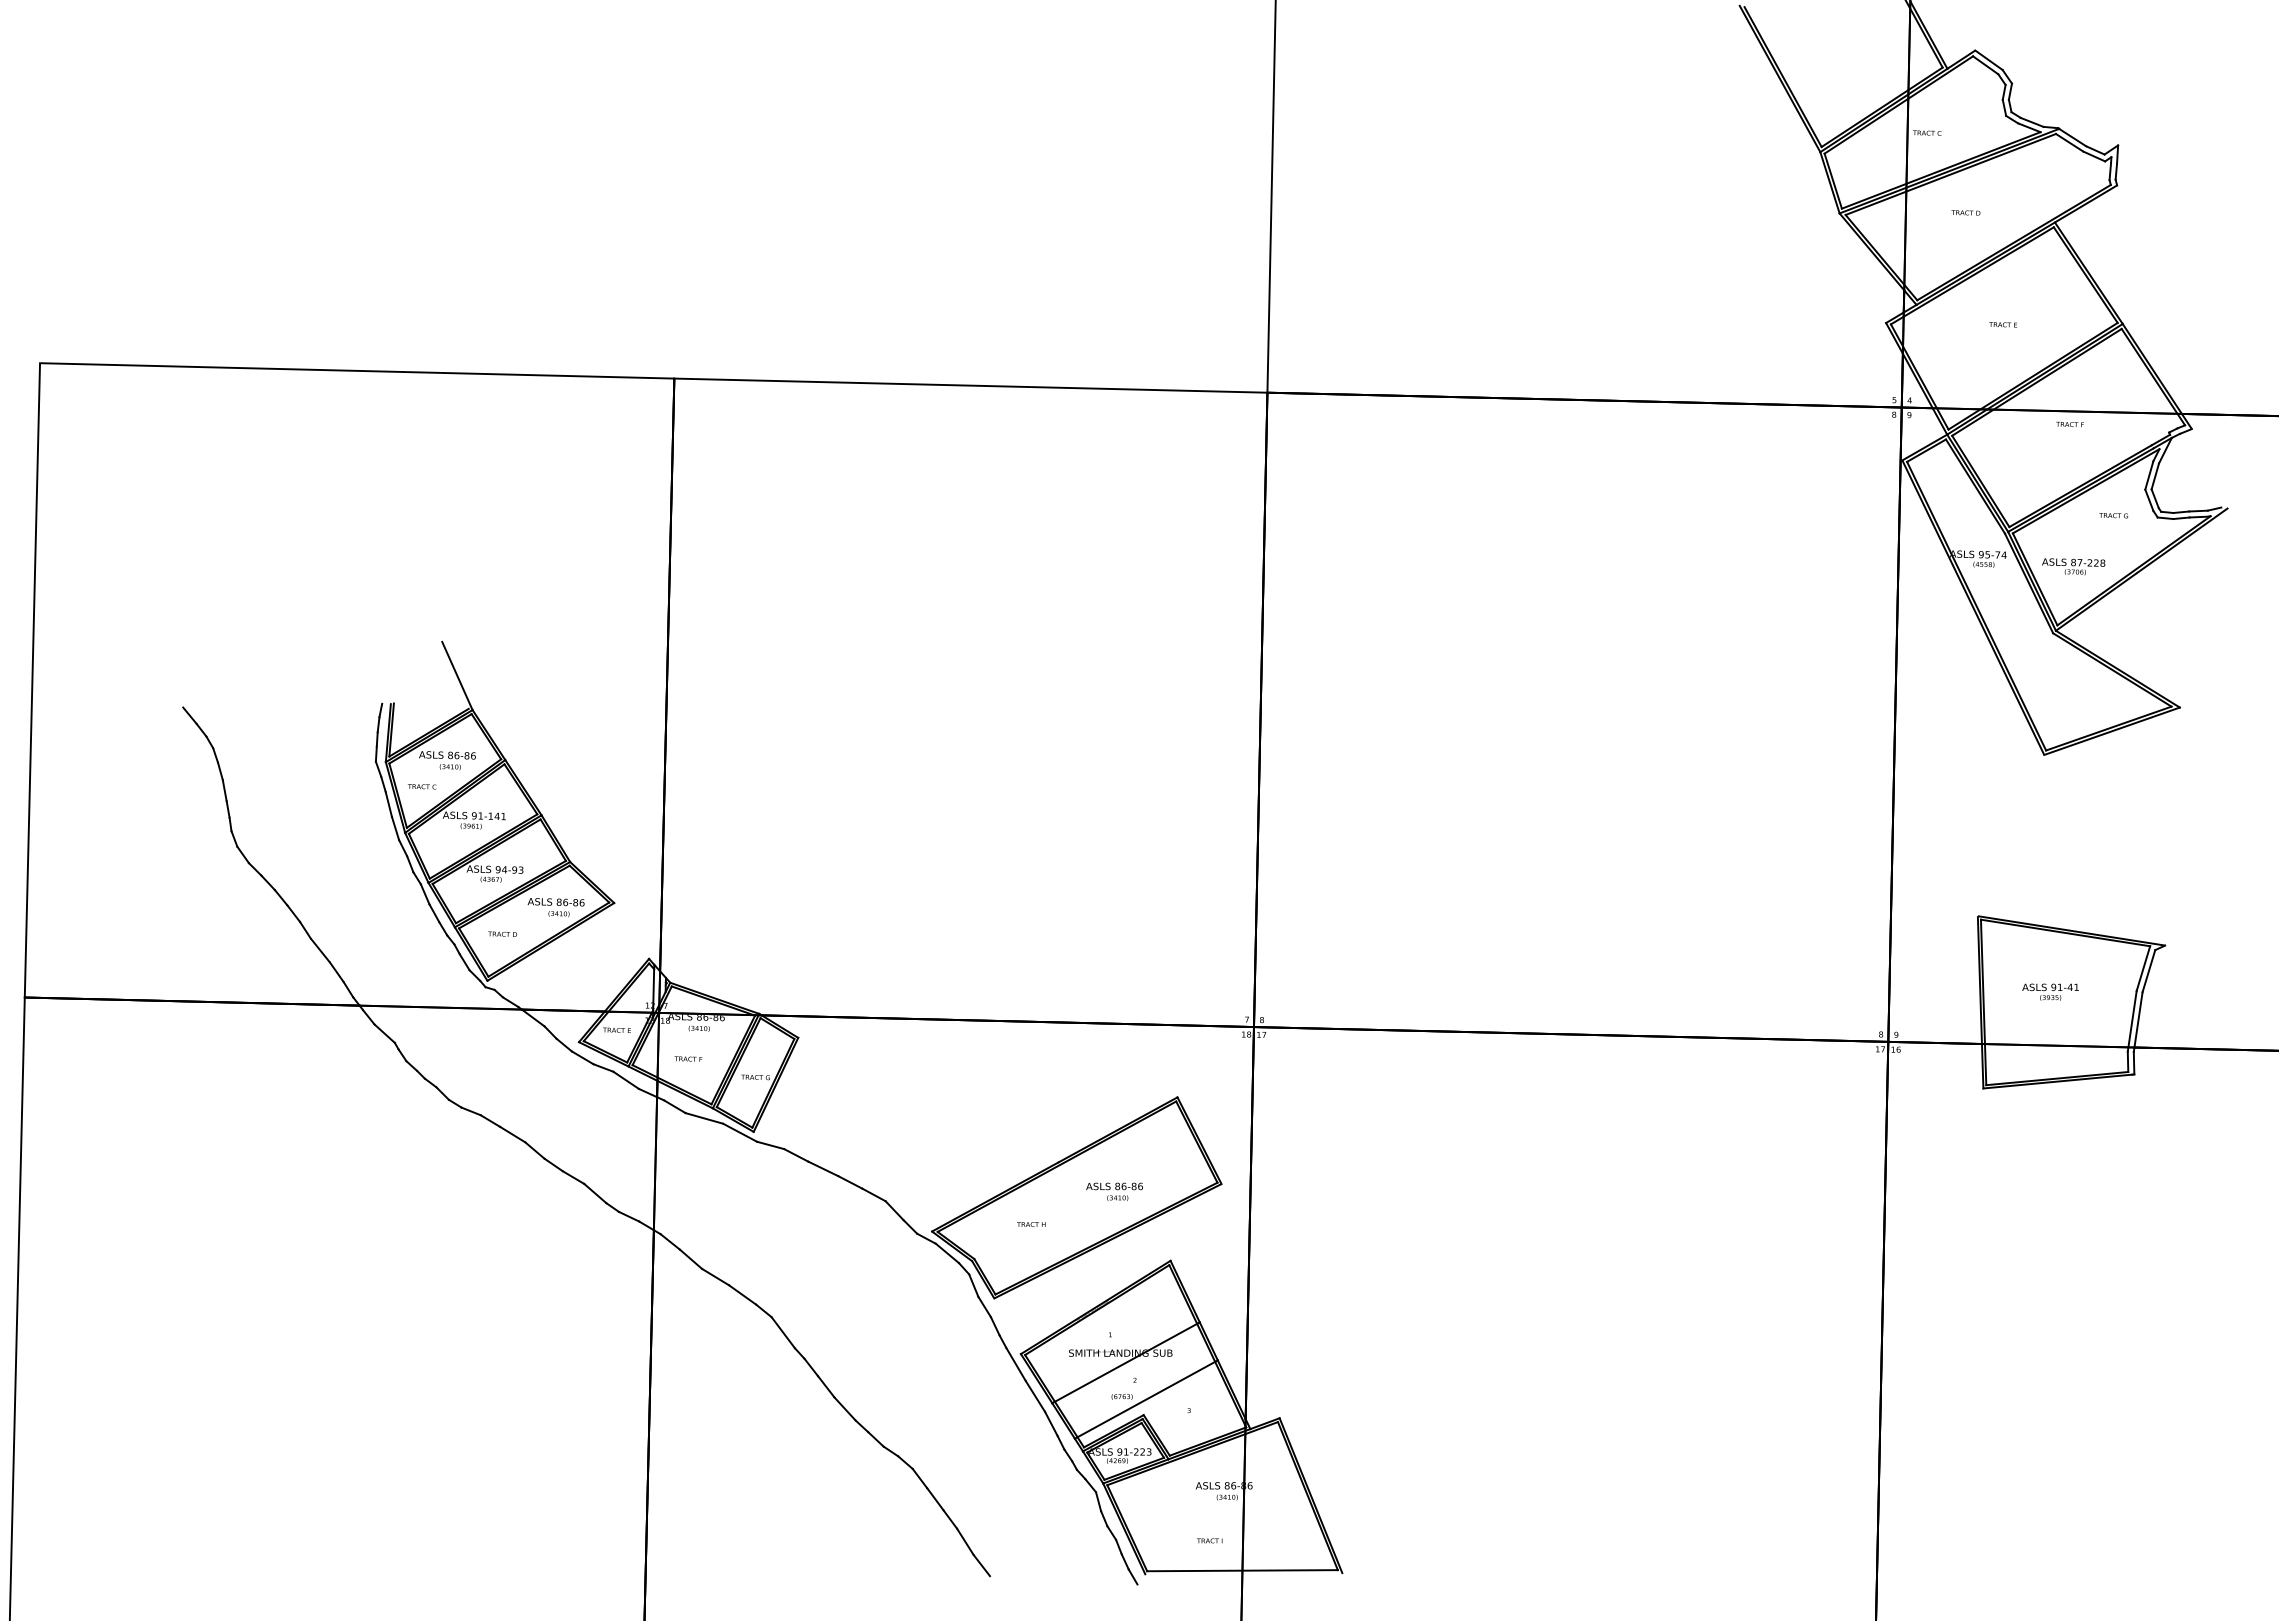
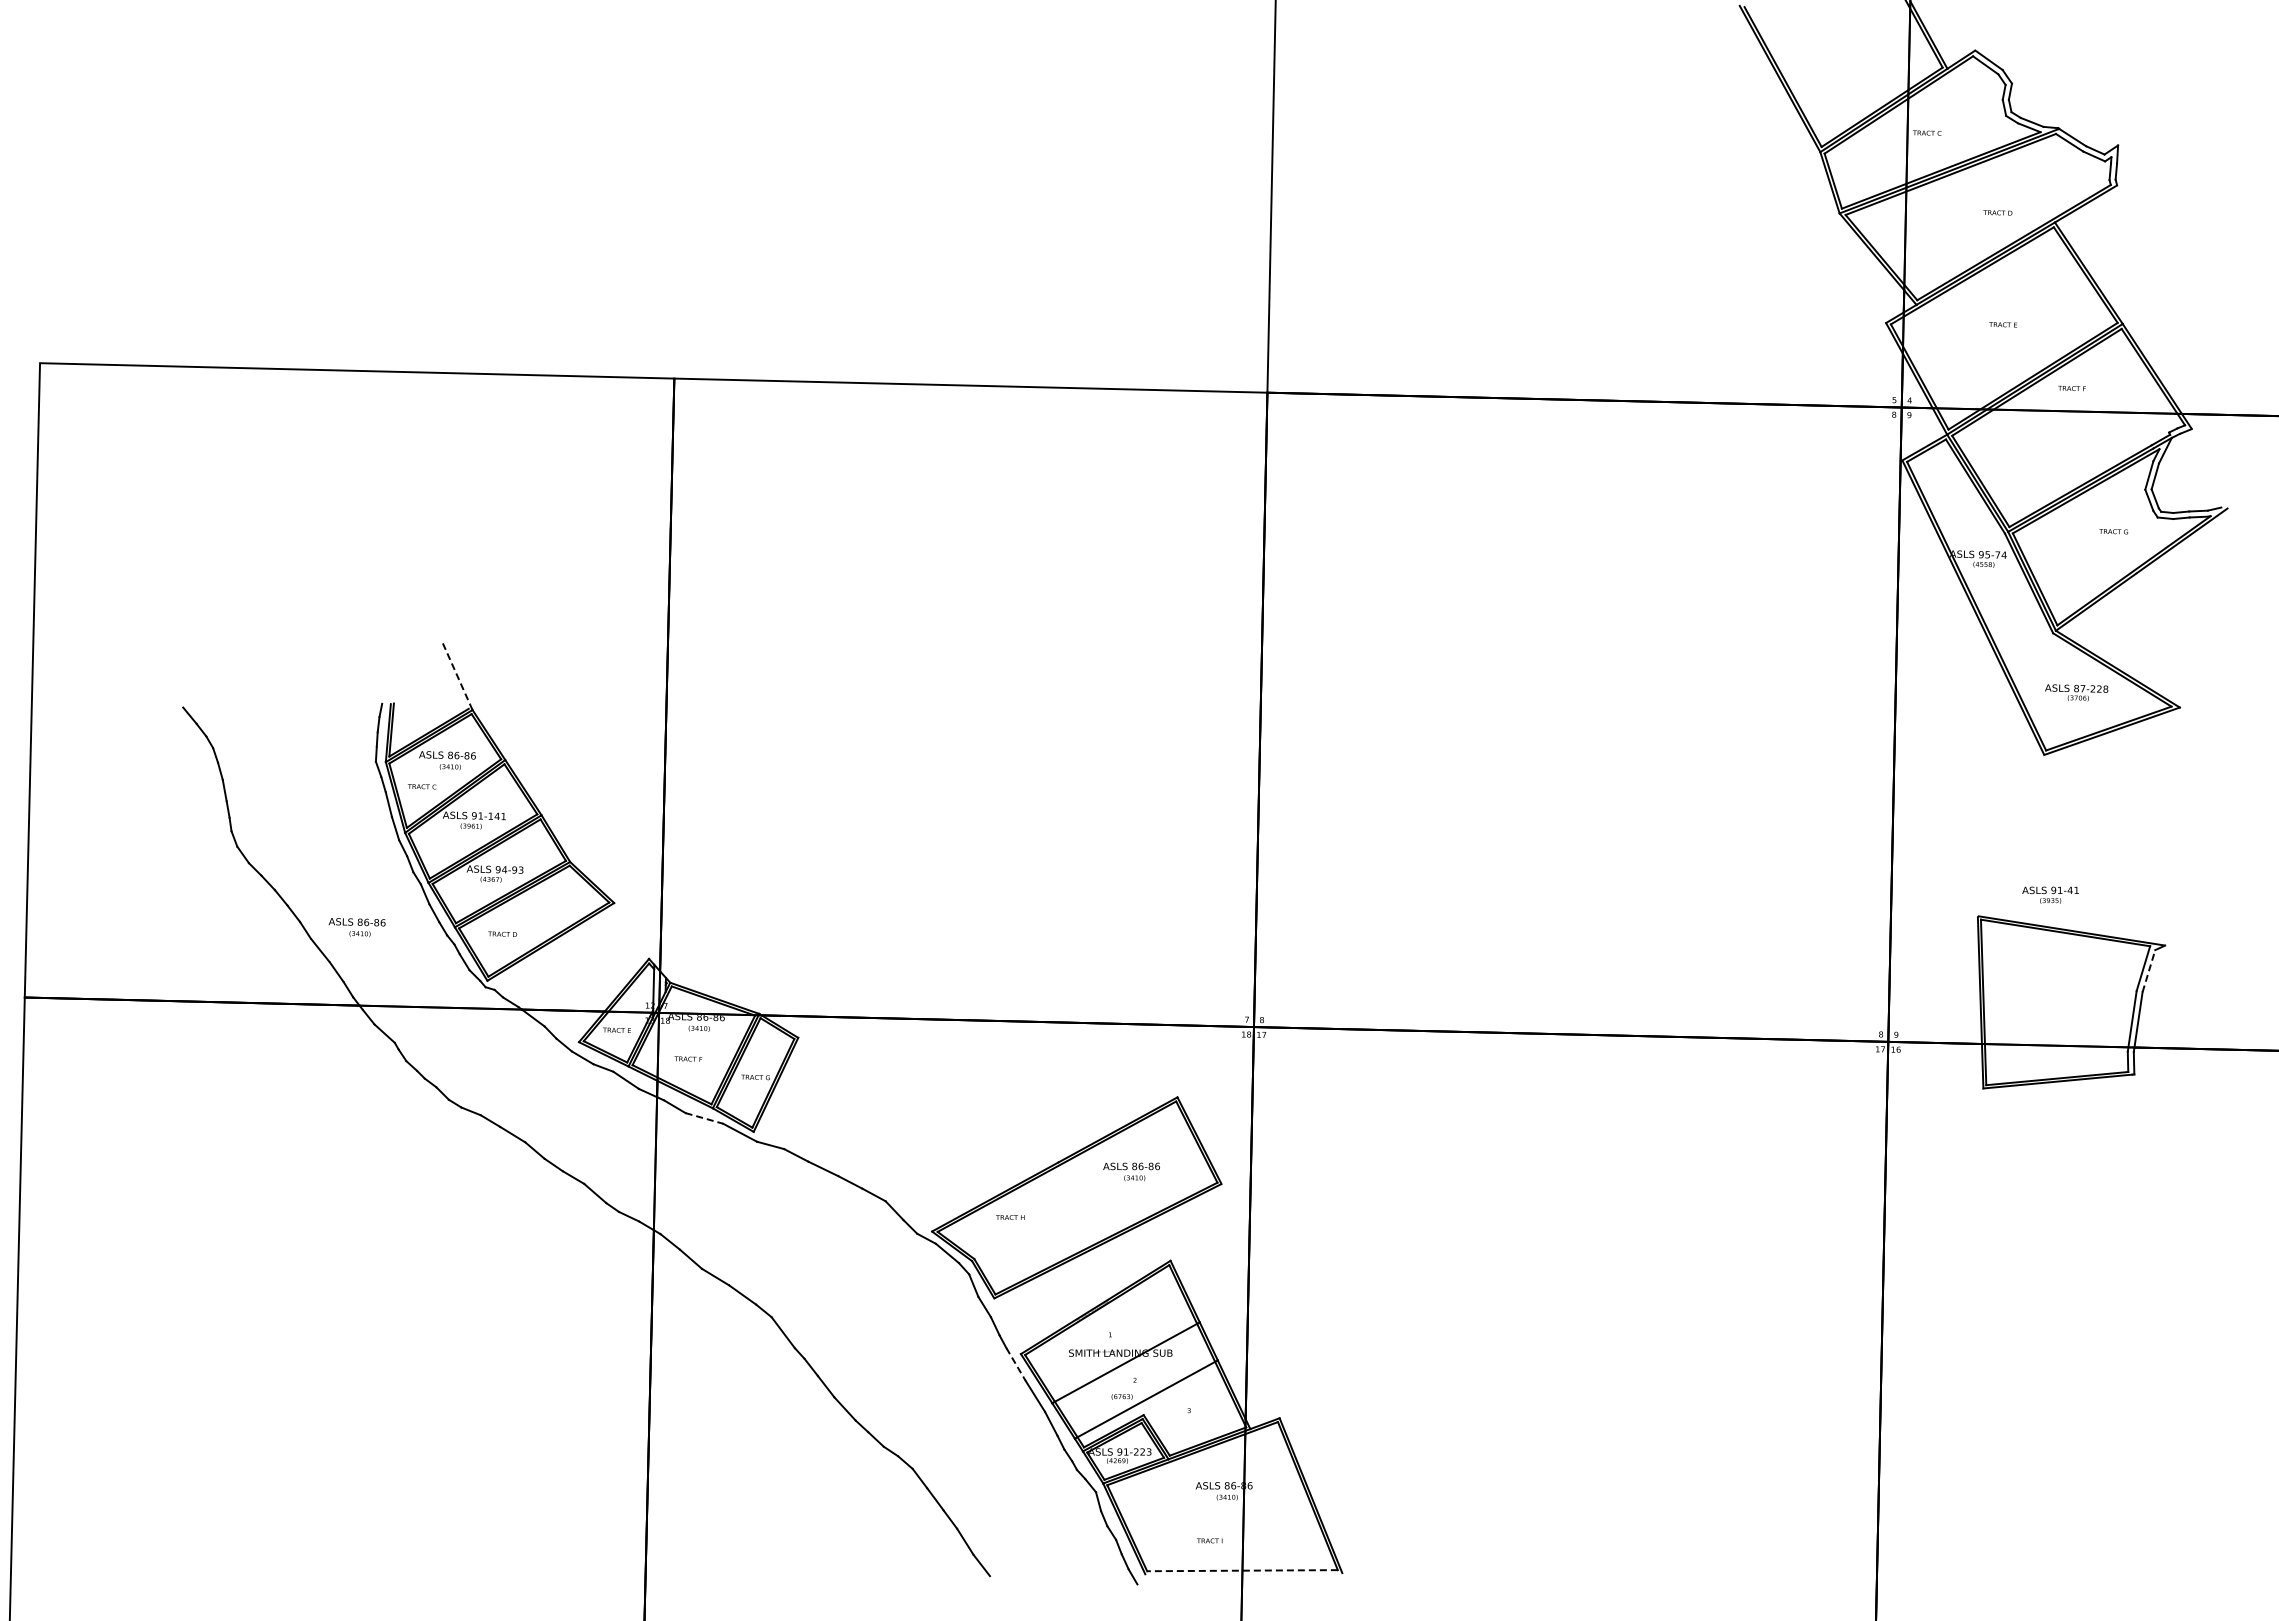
text position: (1965, 212) -> (1997, 212) (1997, 212)
text position: (2069, 424) -> (2071, 388) (2071, 388)
text position: (2113, 515) -> (2113, 531) (2113, 531)
text position: (2073, 566) -> (2076, 692) (2076, 692)
line: solid -> dashed (457, 675)
text position: (555, 907) -> (356, 927) (356, 927)
line: solid -> dashed (2149, 970)
text position: (2050, 991) -> (2050, 894) (2050, 894)
line: solid -> dashed (704, 1118)
text position: (1114, 1191) -> (1131, 1171) (1131, 1171)
text position: (1031, 1224) -> (1010, 1217) (1010, 1217)
line: solid -> dashed (1016, 1364)
line: solid -> dashed (1242, 1570)
